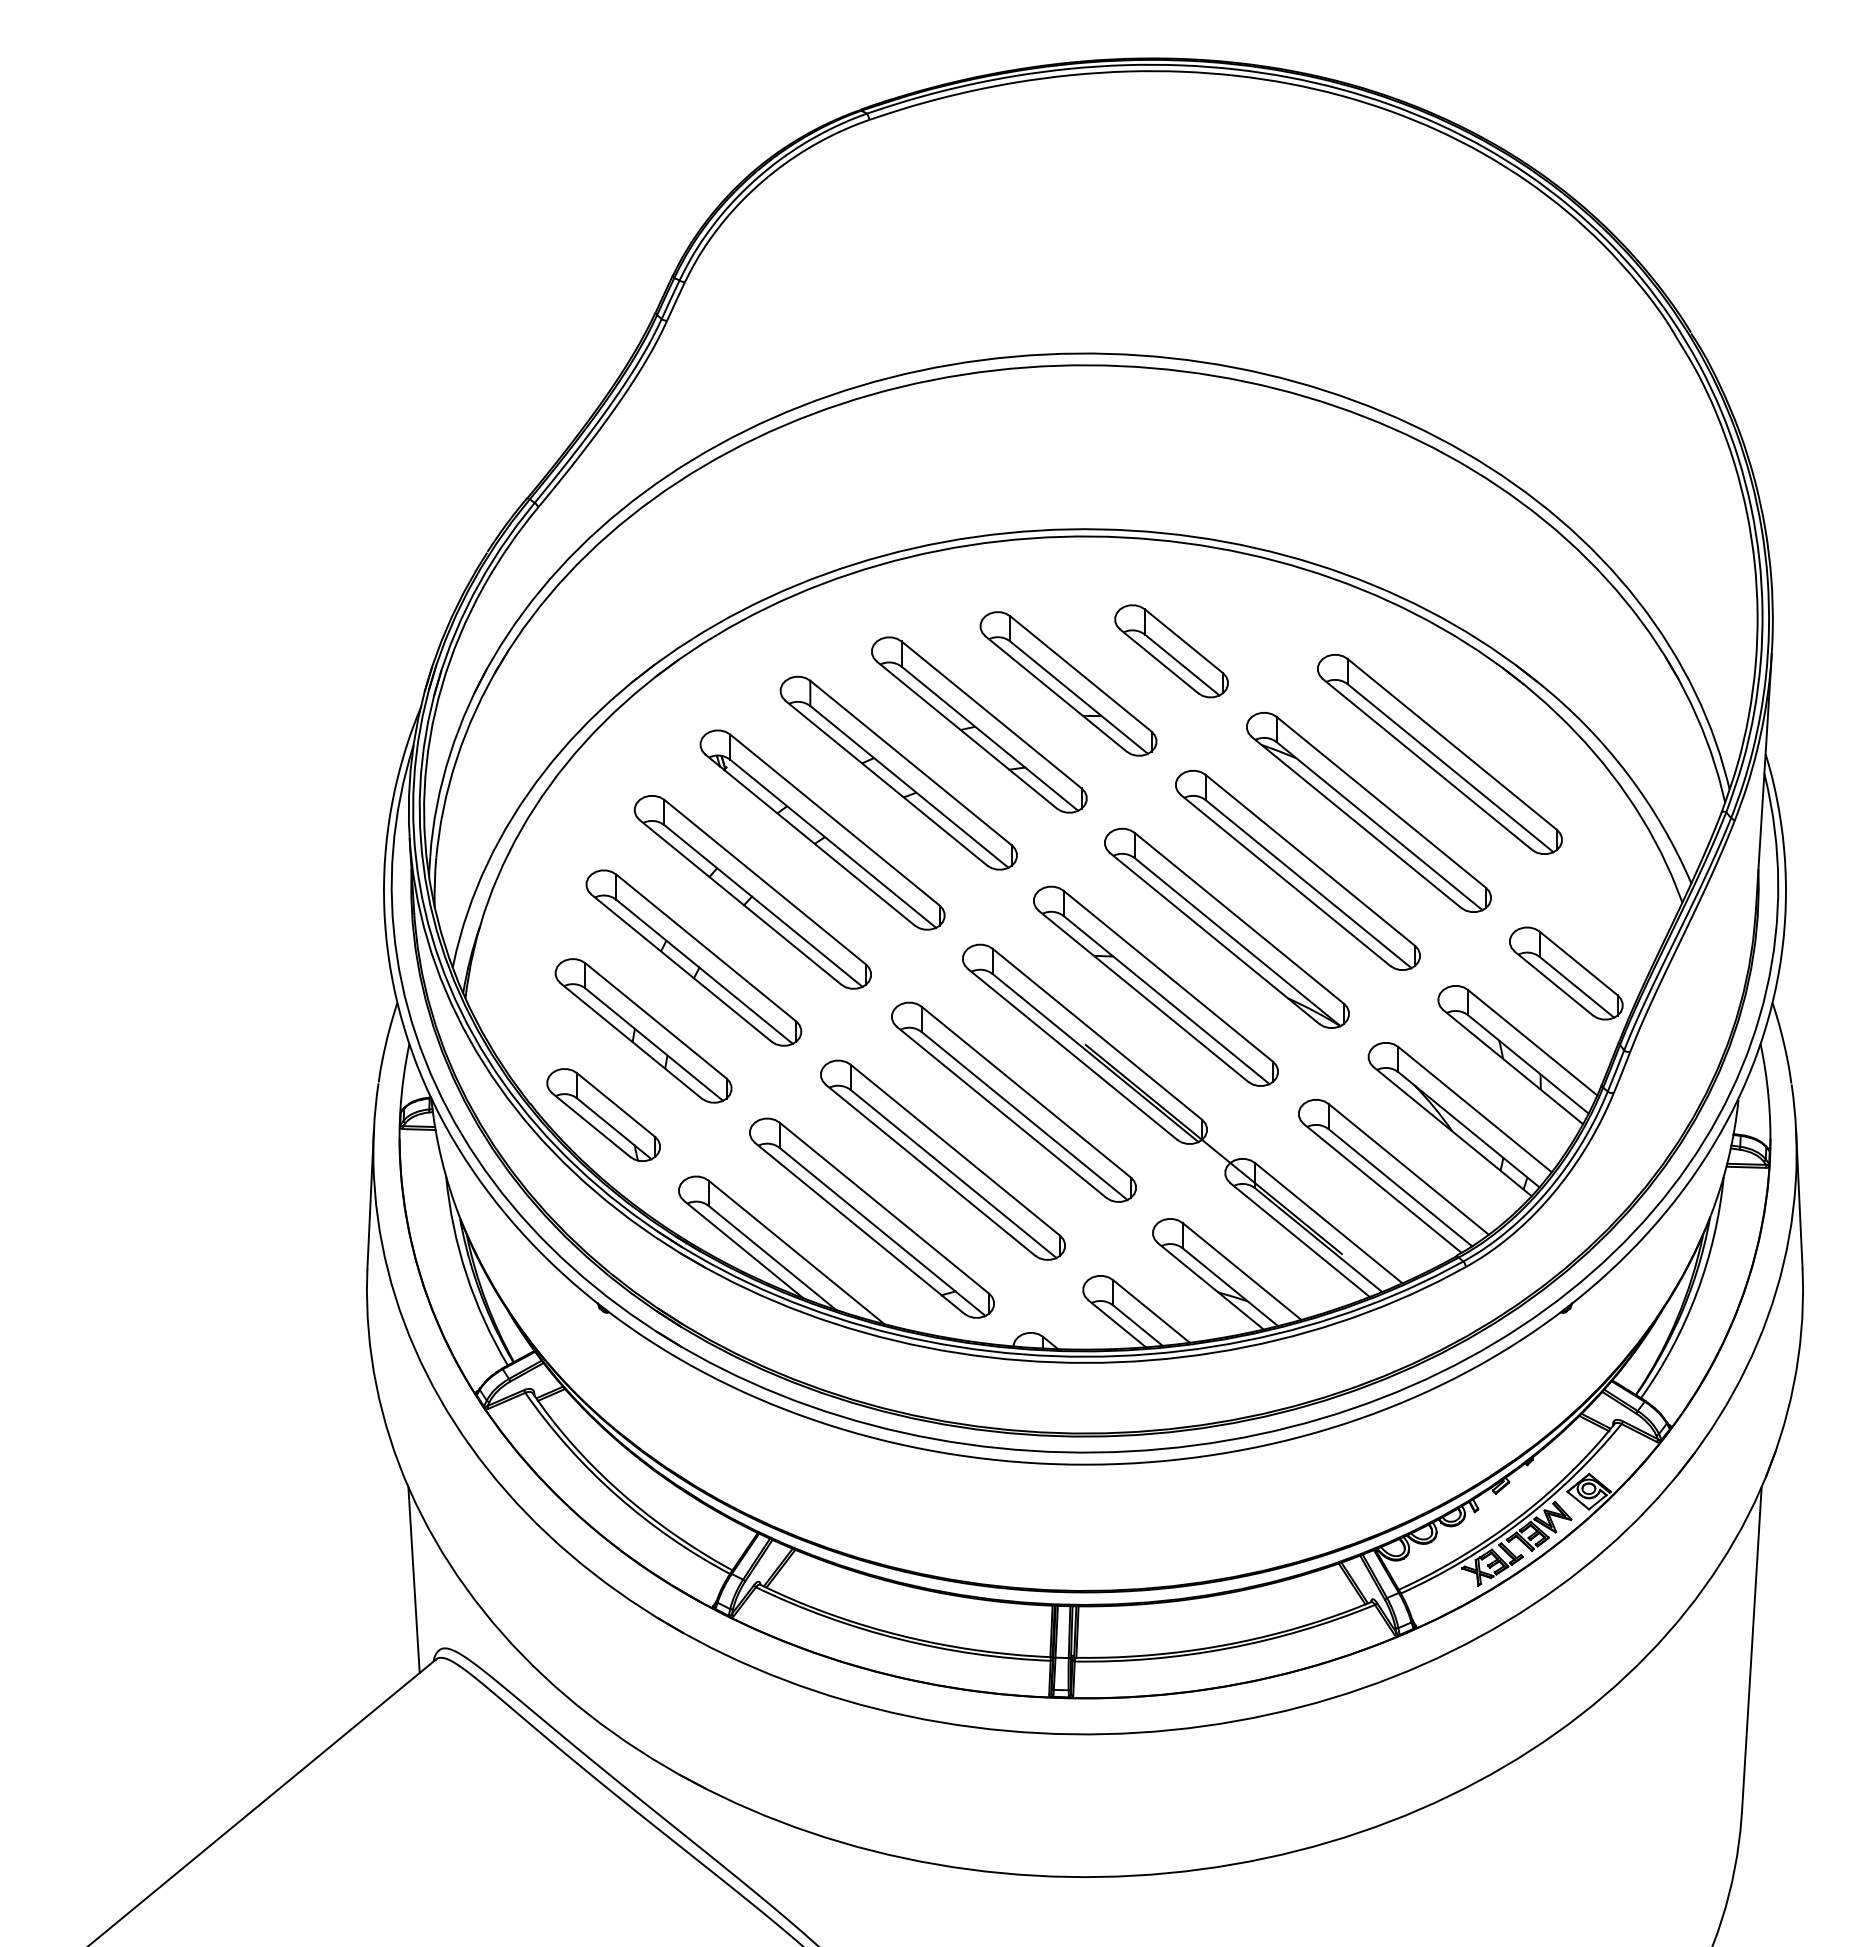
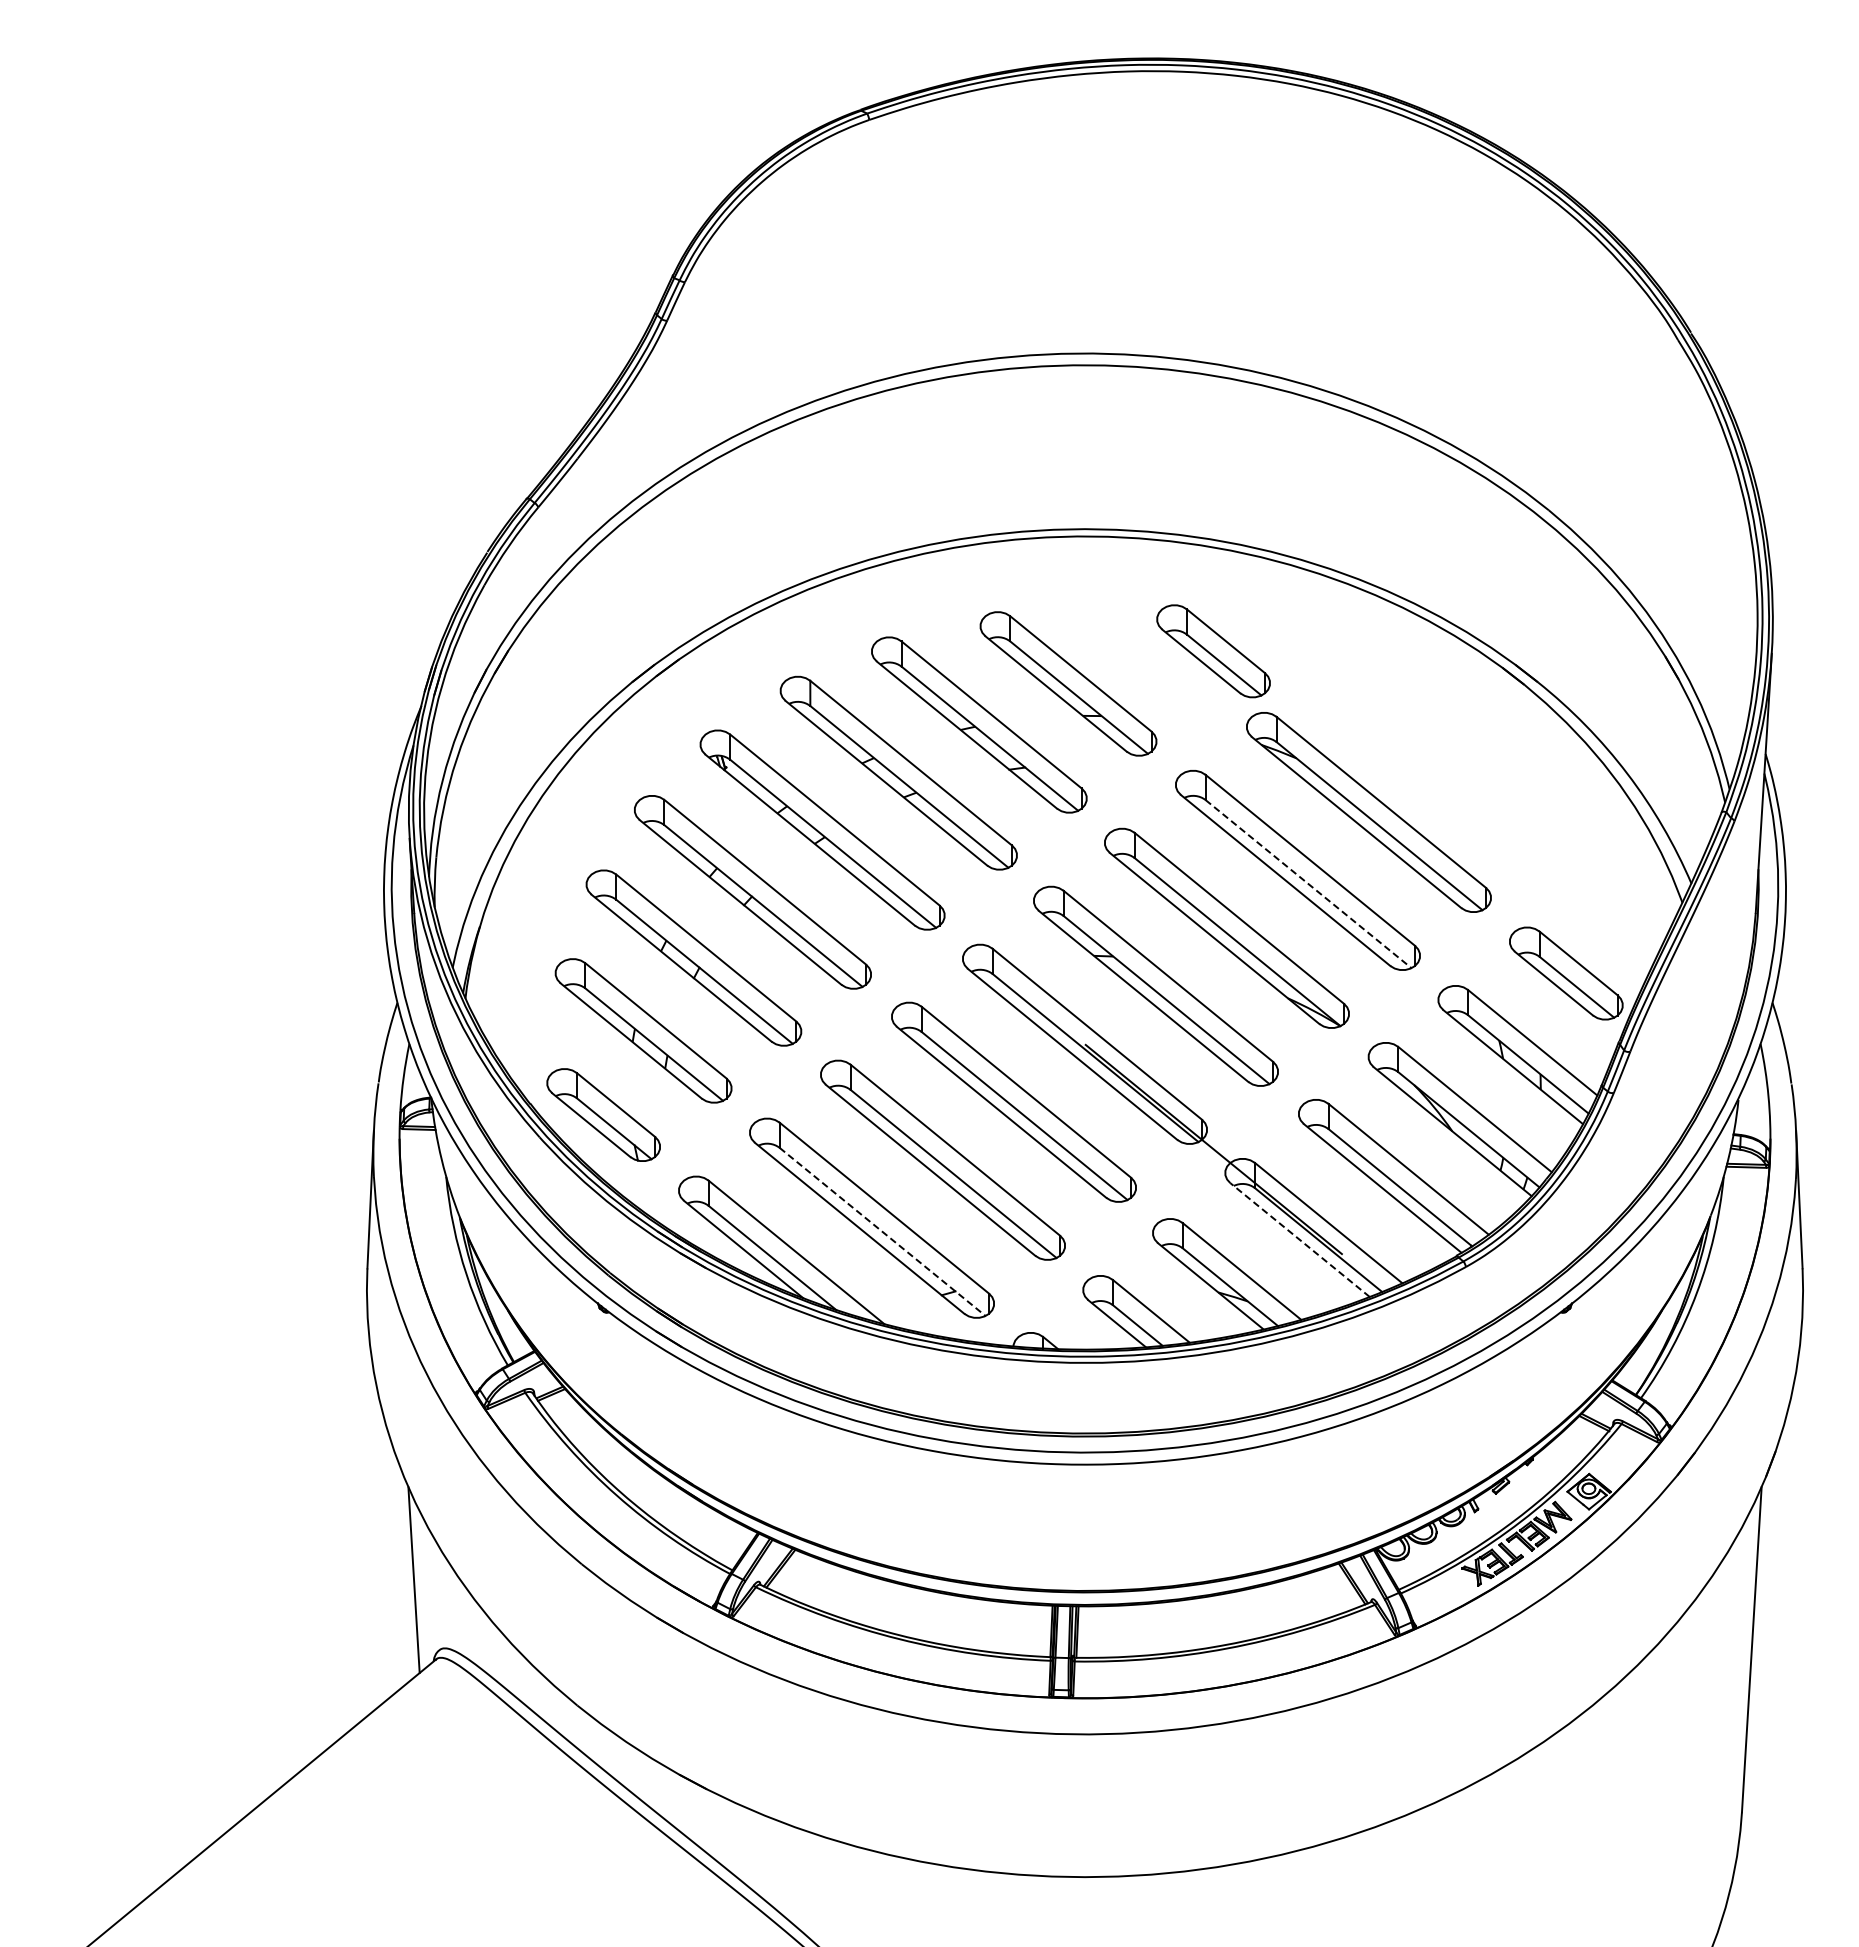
part position: (1171, 651) -> (1213, 651) (1213, 651)
part: present -> none (1439, 754)
line: solid -> dashed (1308, 884)
line: solid -> dashed (882, 1231)
line: solid -> dashed (1300, 1240)
